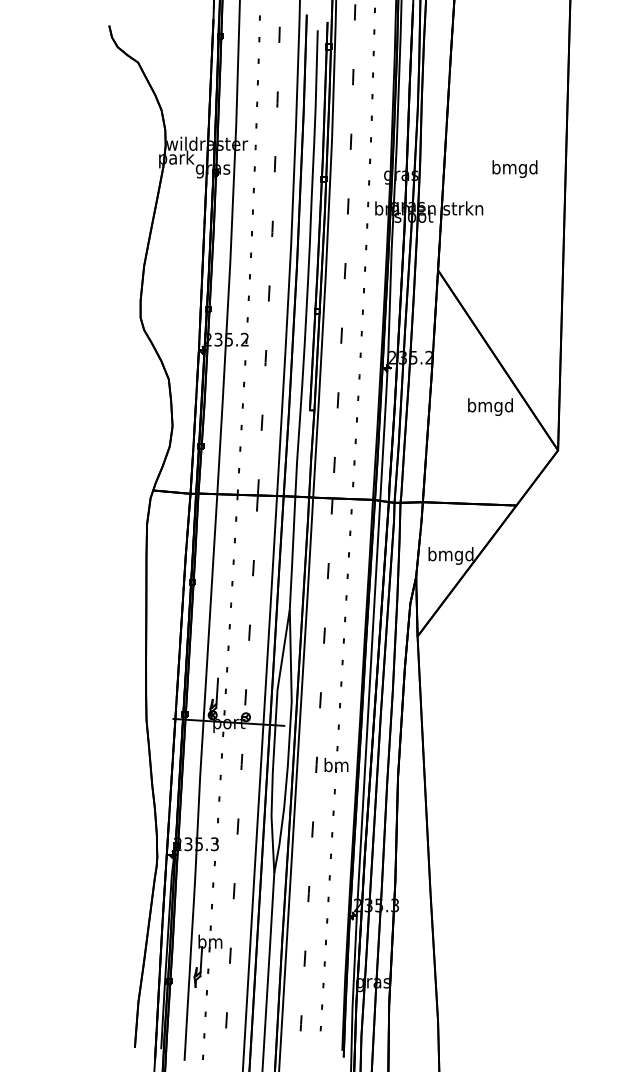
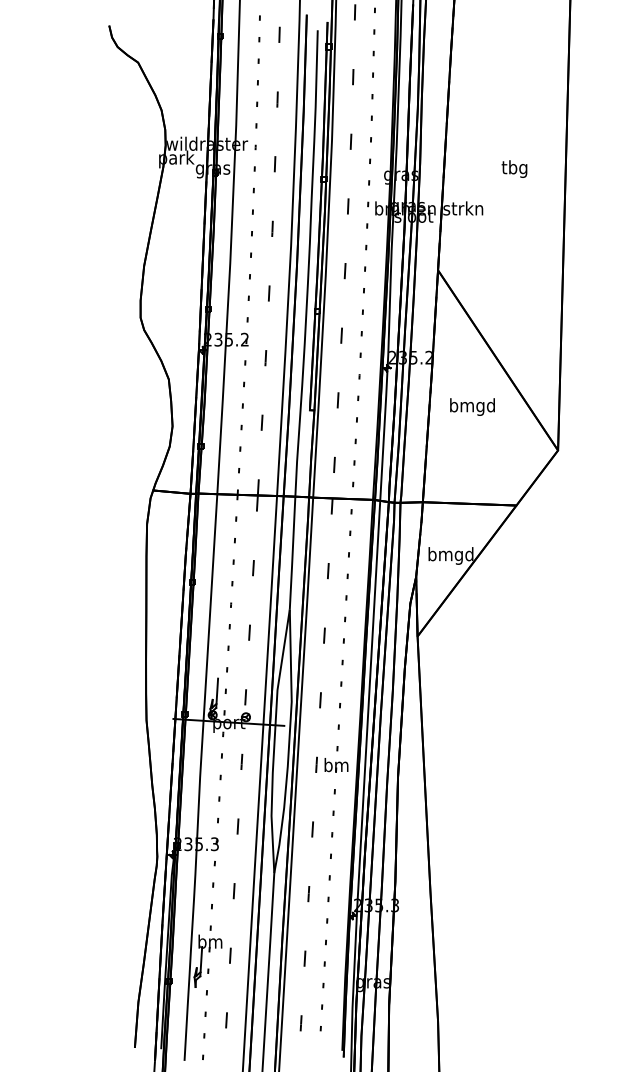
text: bmgd -> tbg (514, 168)
text position: (490, 406) -> (472, 406) (472, 406)
